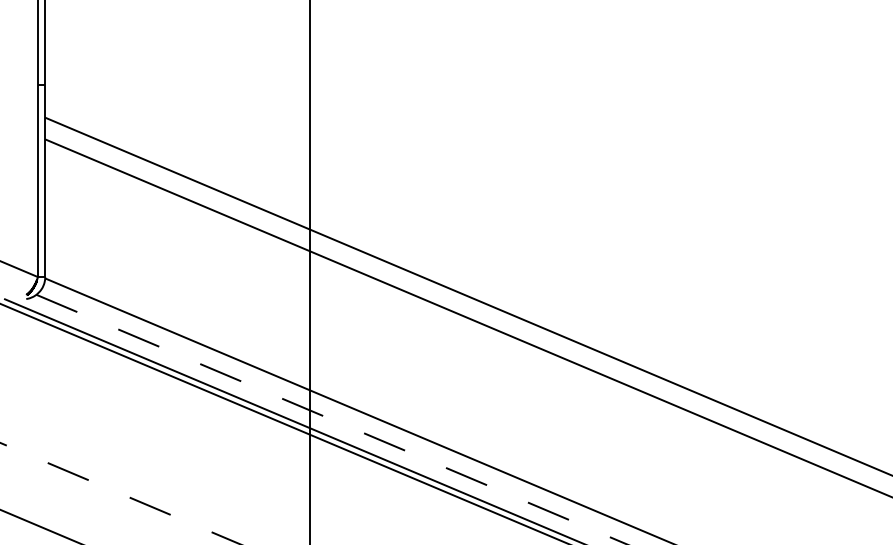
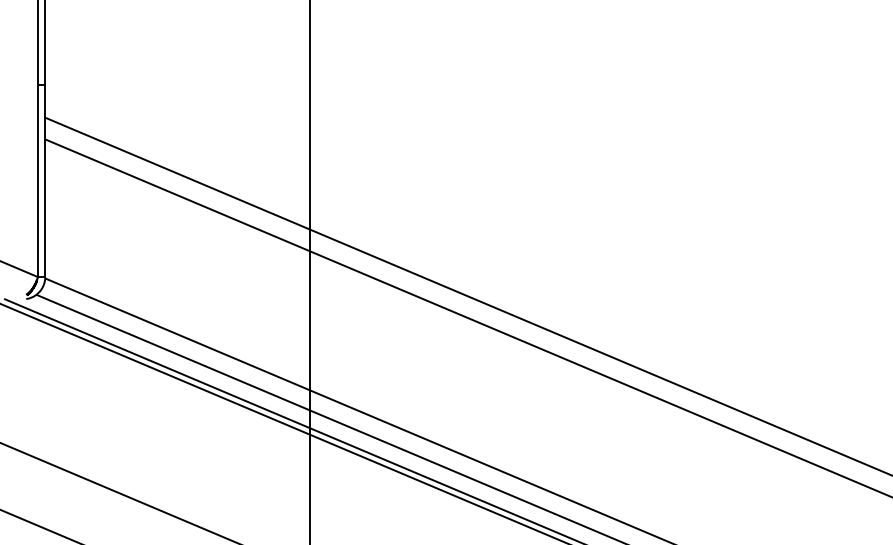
line: dashed -> solid (331, 419)
line: dashed -> solid (120, 493)
